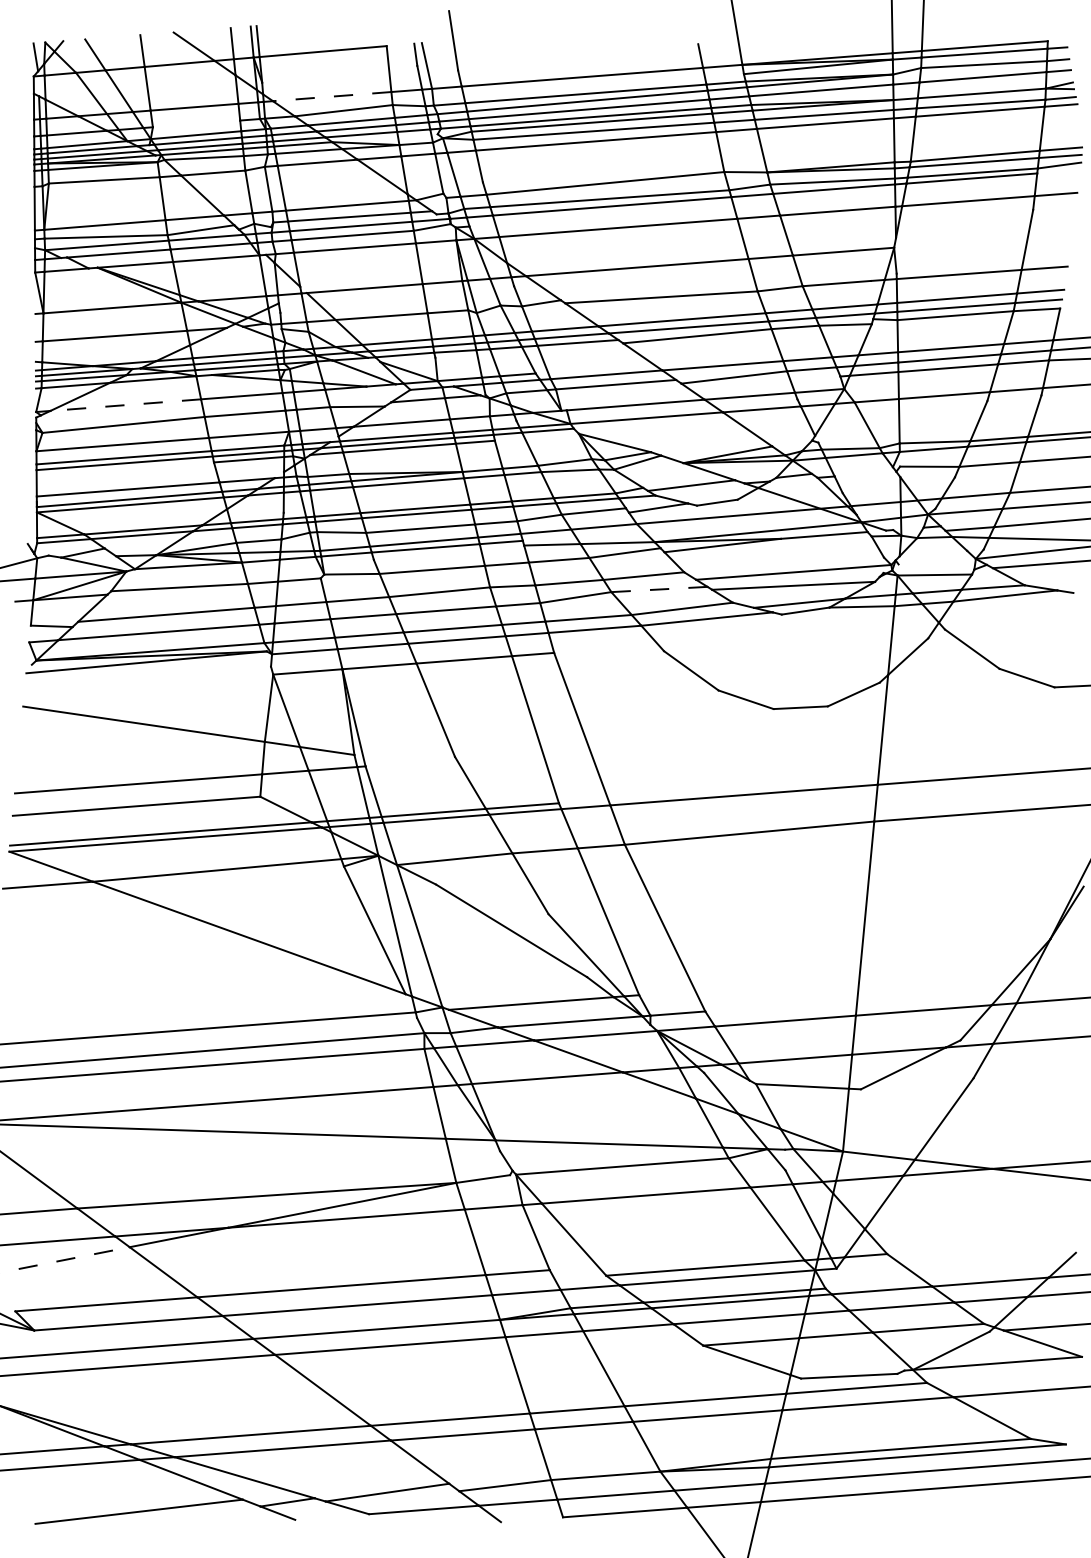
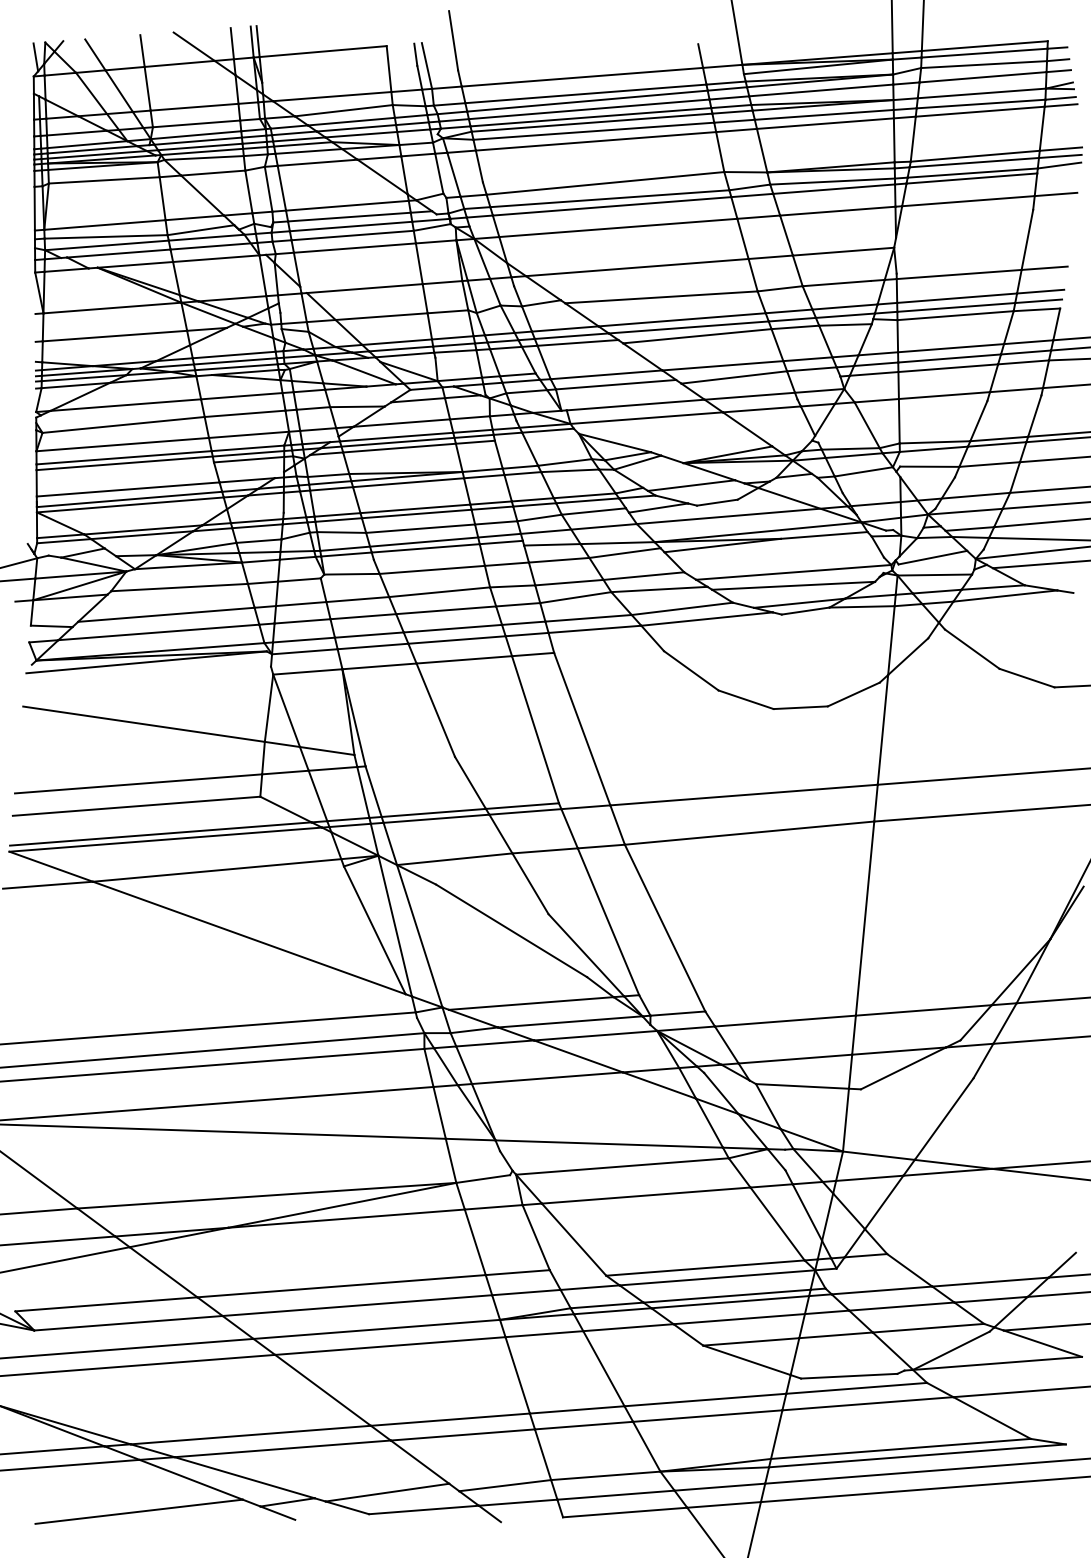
line: dashed -> solid (331, 96)
line: none -> present (196, 123)
line: dashed -> solid (125, 405)
line: none -> present (863, 471)
line: none -> present (932, 557)
line: dashed -> solid (658, 589)
line: dashed -> solid (65, 1259)
